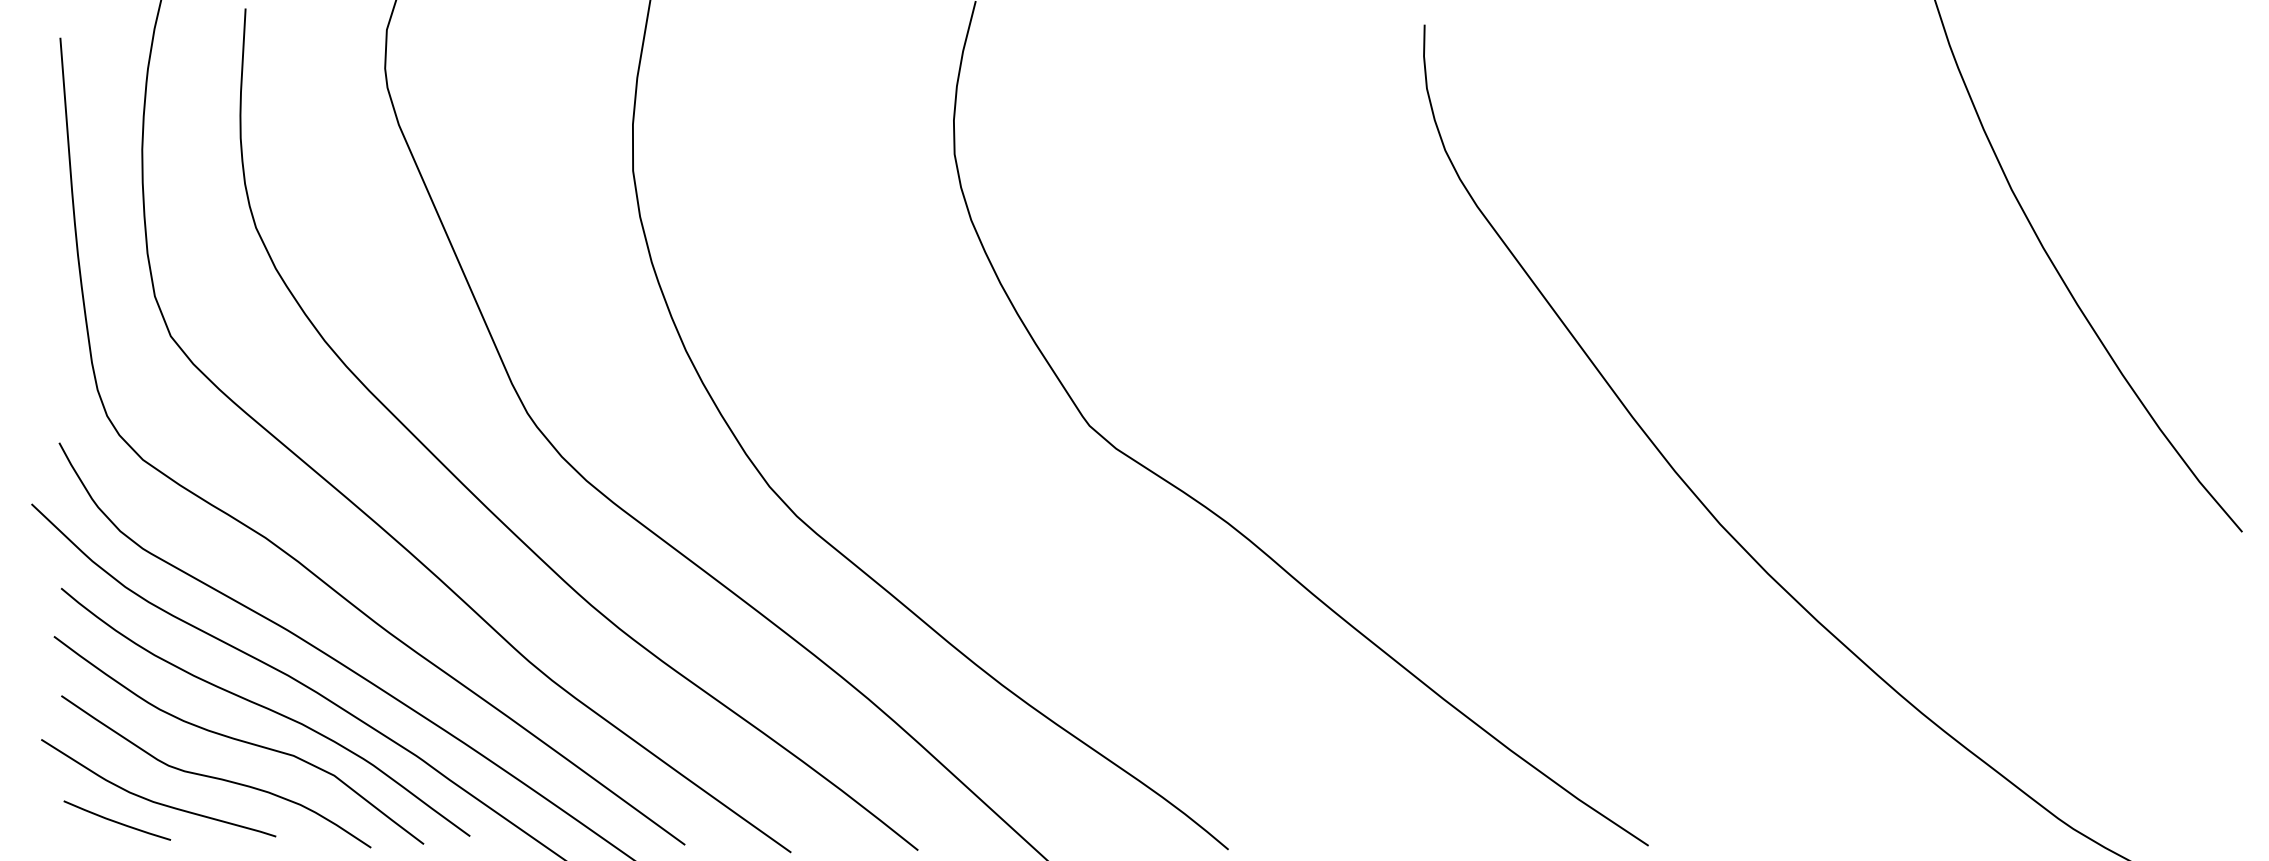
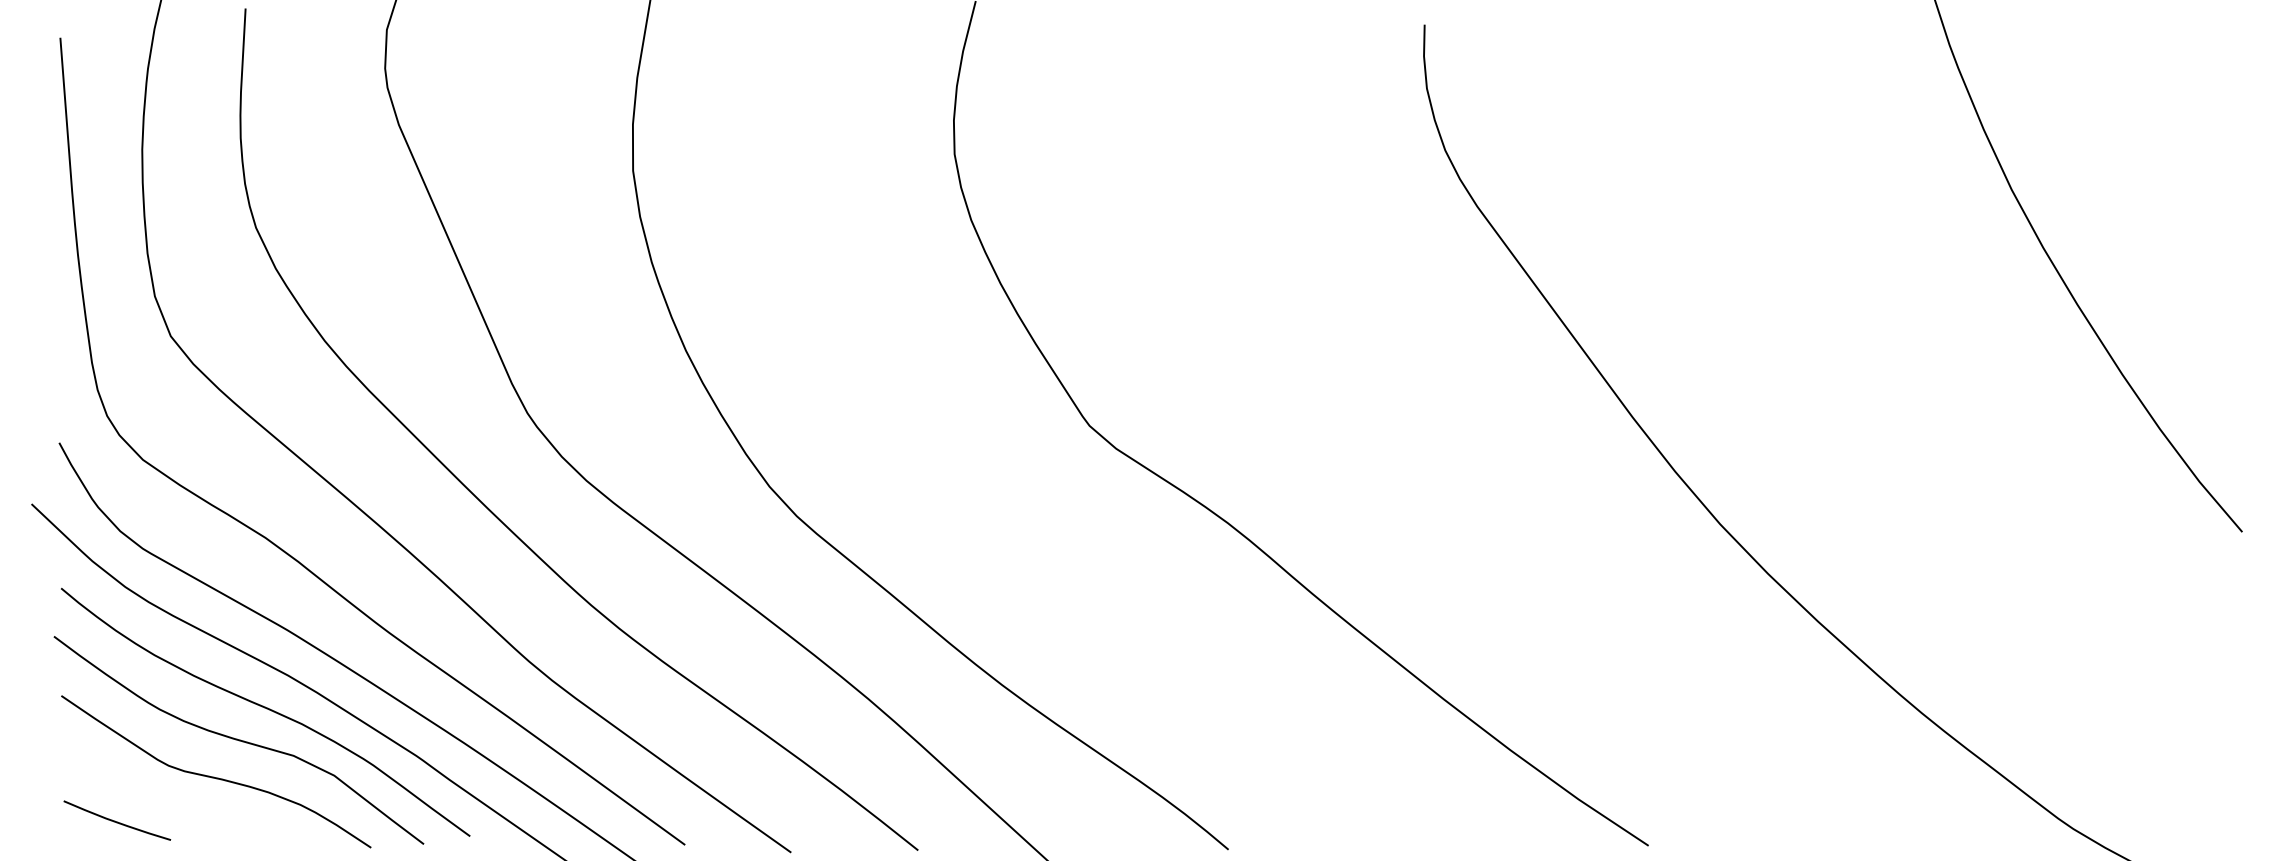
curve: present -> none (156, 801)
